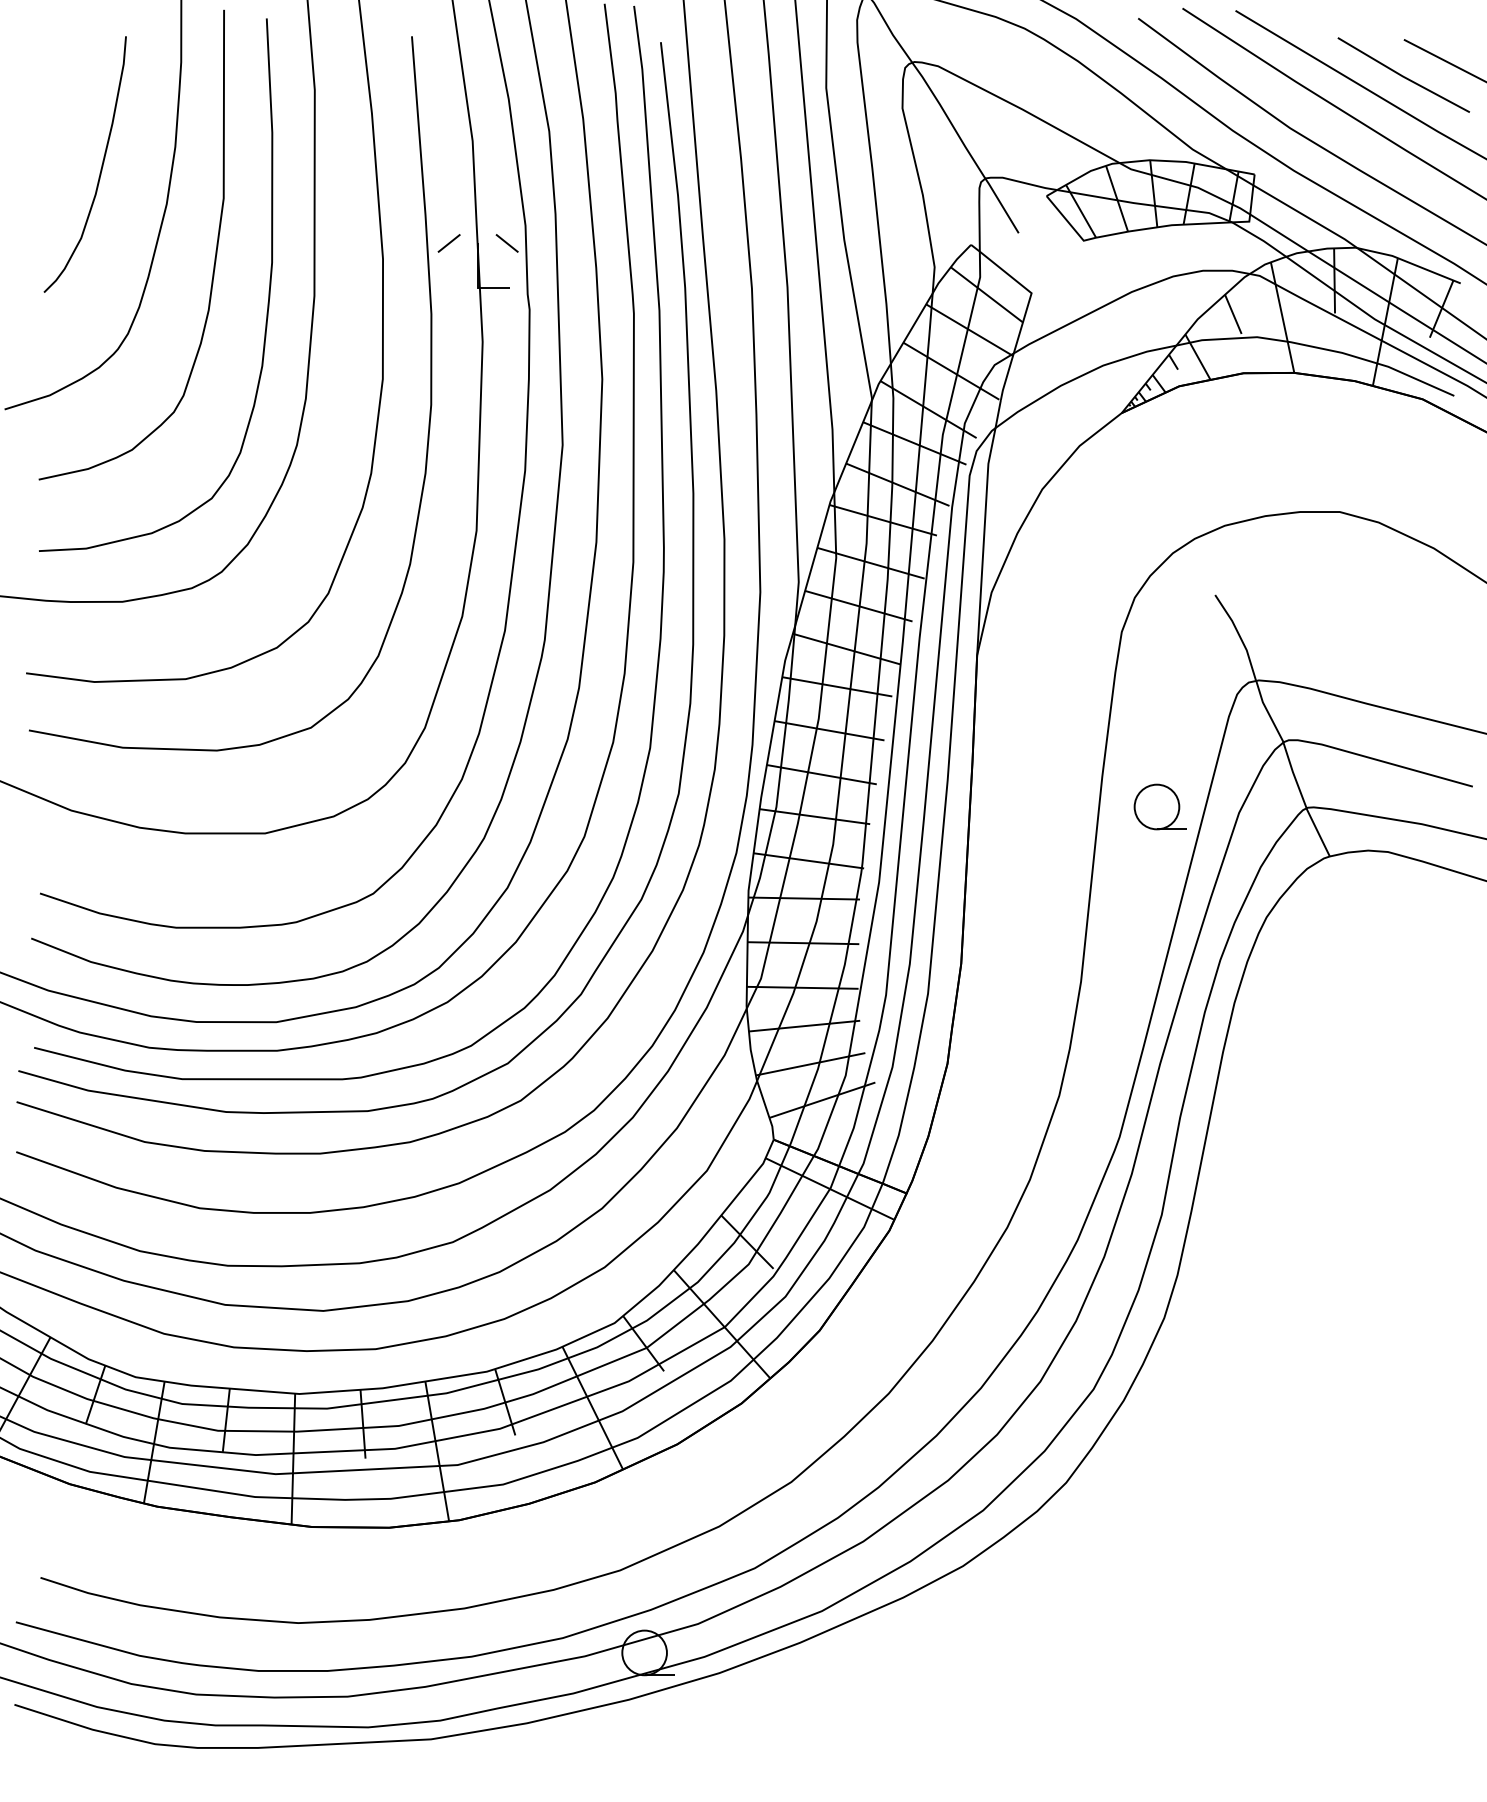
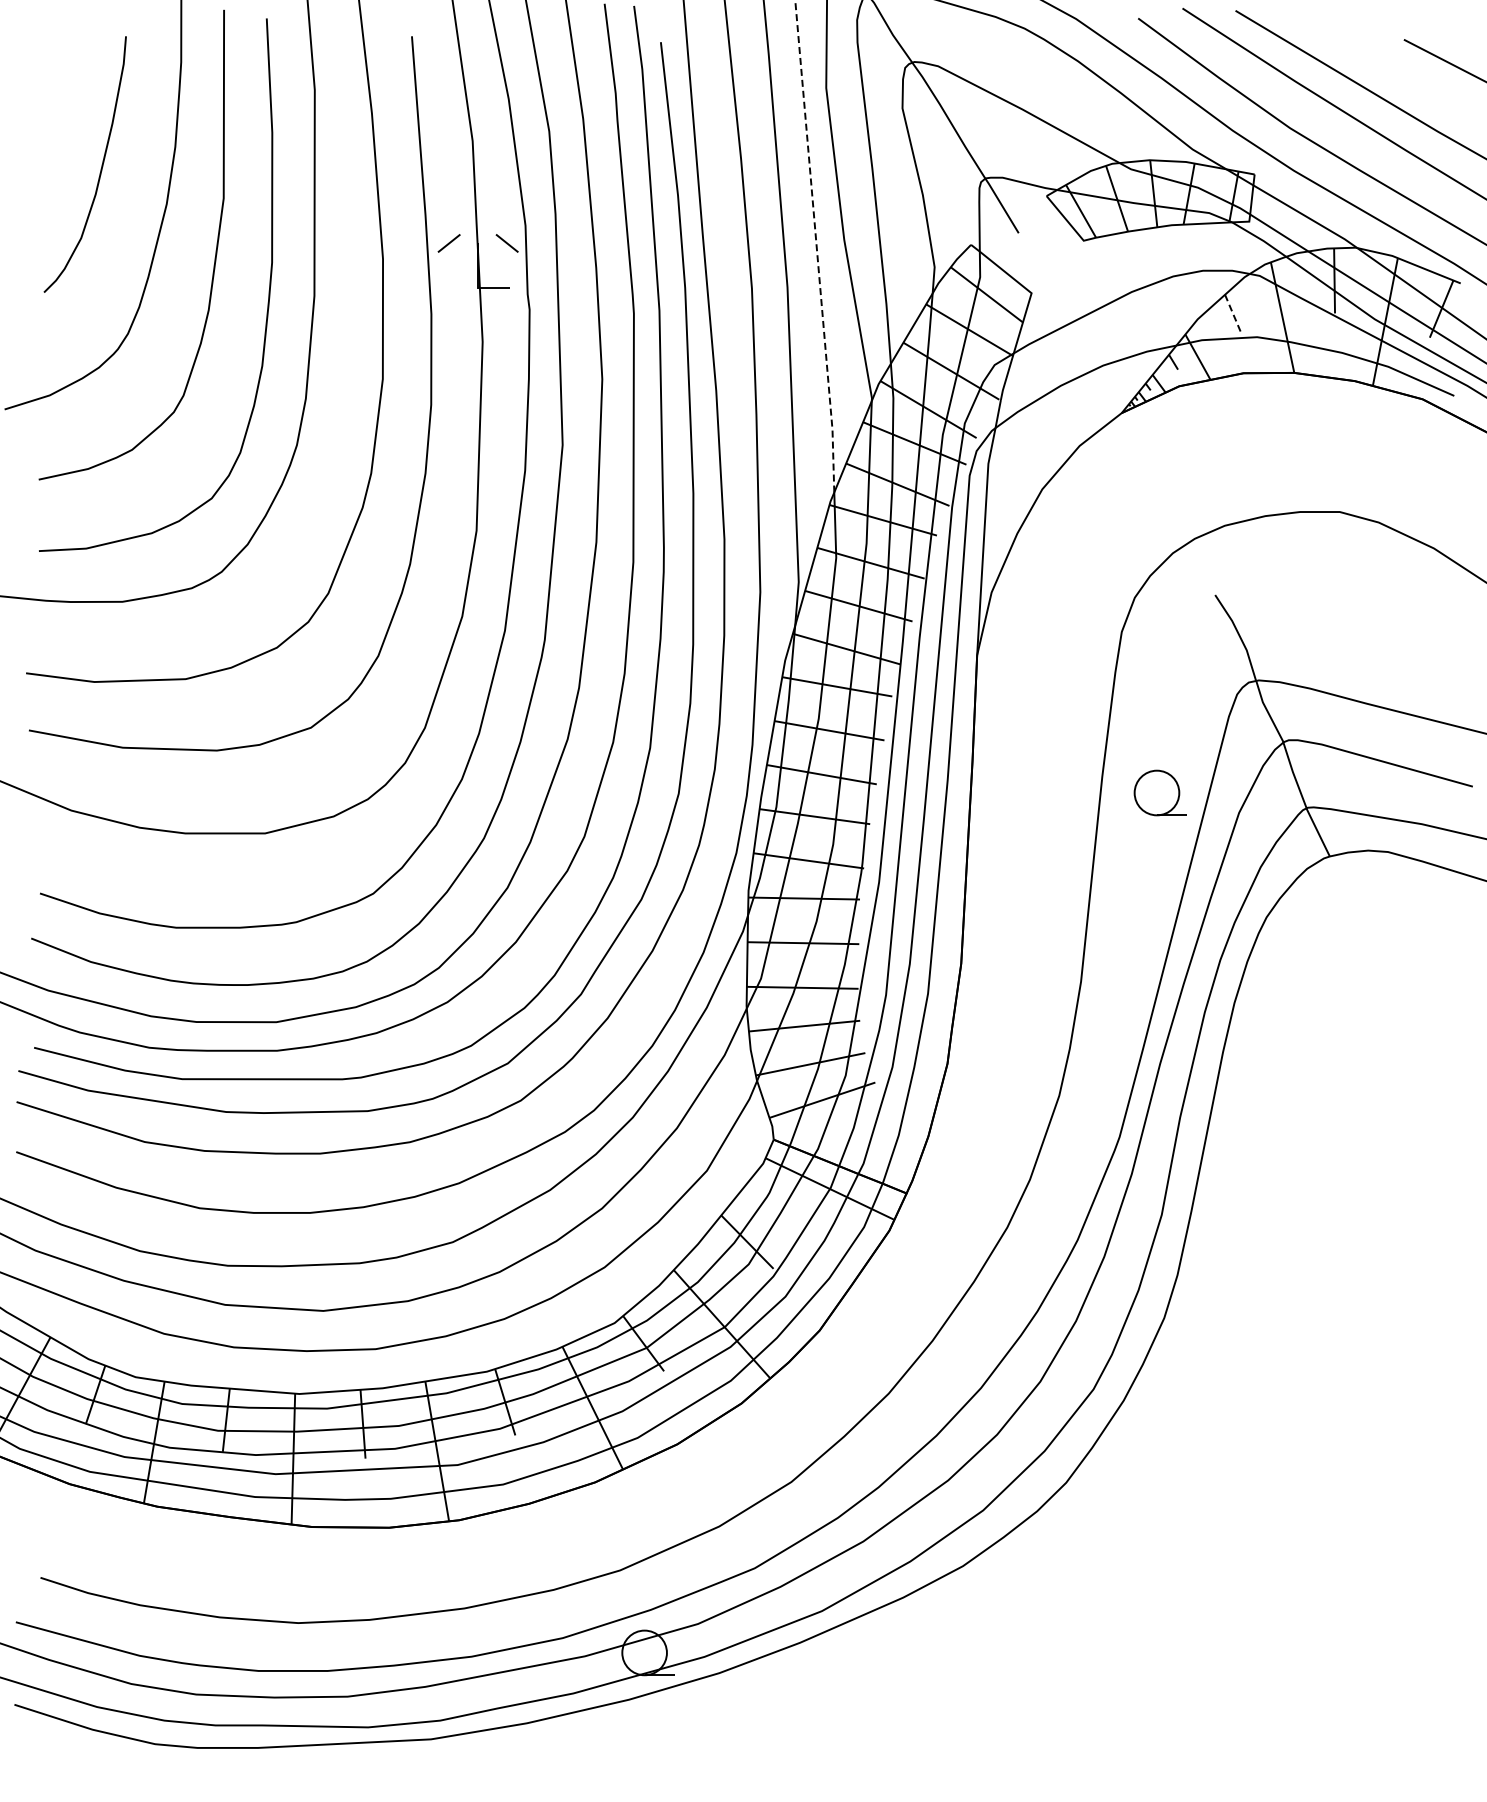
line: present -> none (1403, 75)
line: solid -> dashed (816, 246)
line: solid -> dashed (1233, 314)
part position: (1159, 806) -> (1159, 792) (1159, 792)
